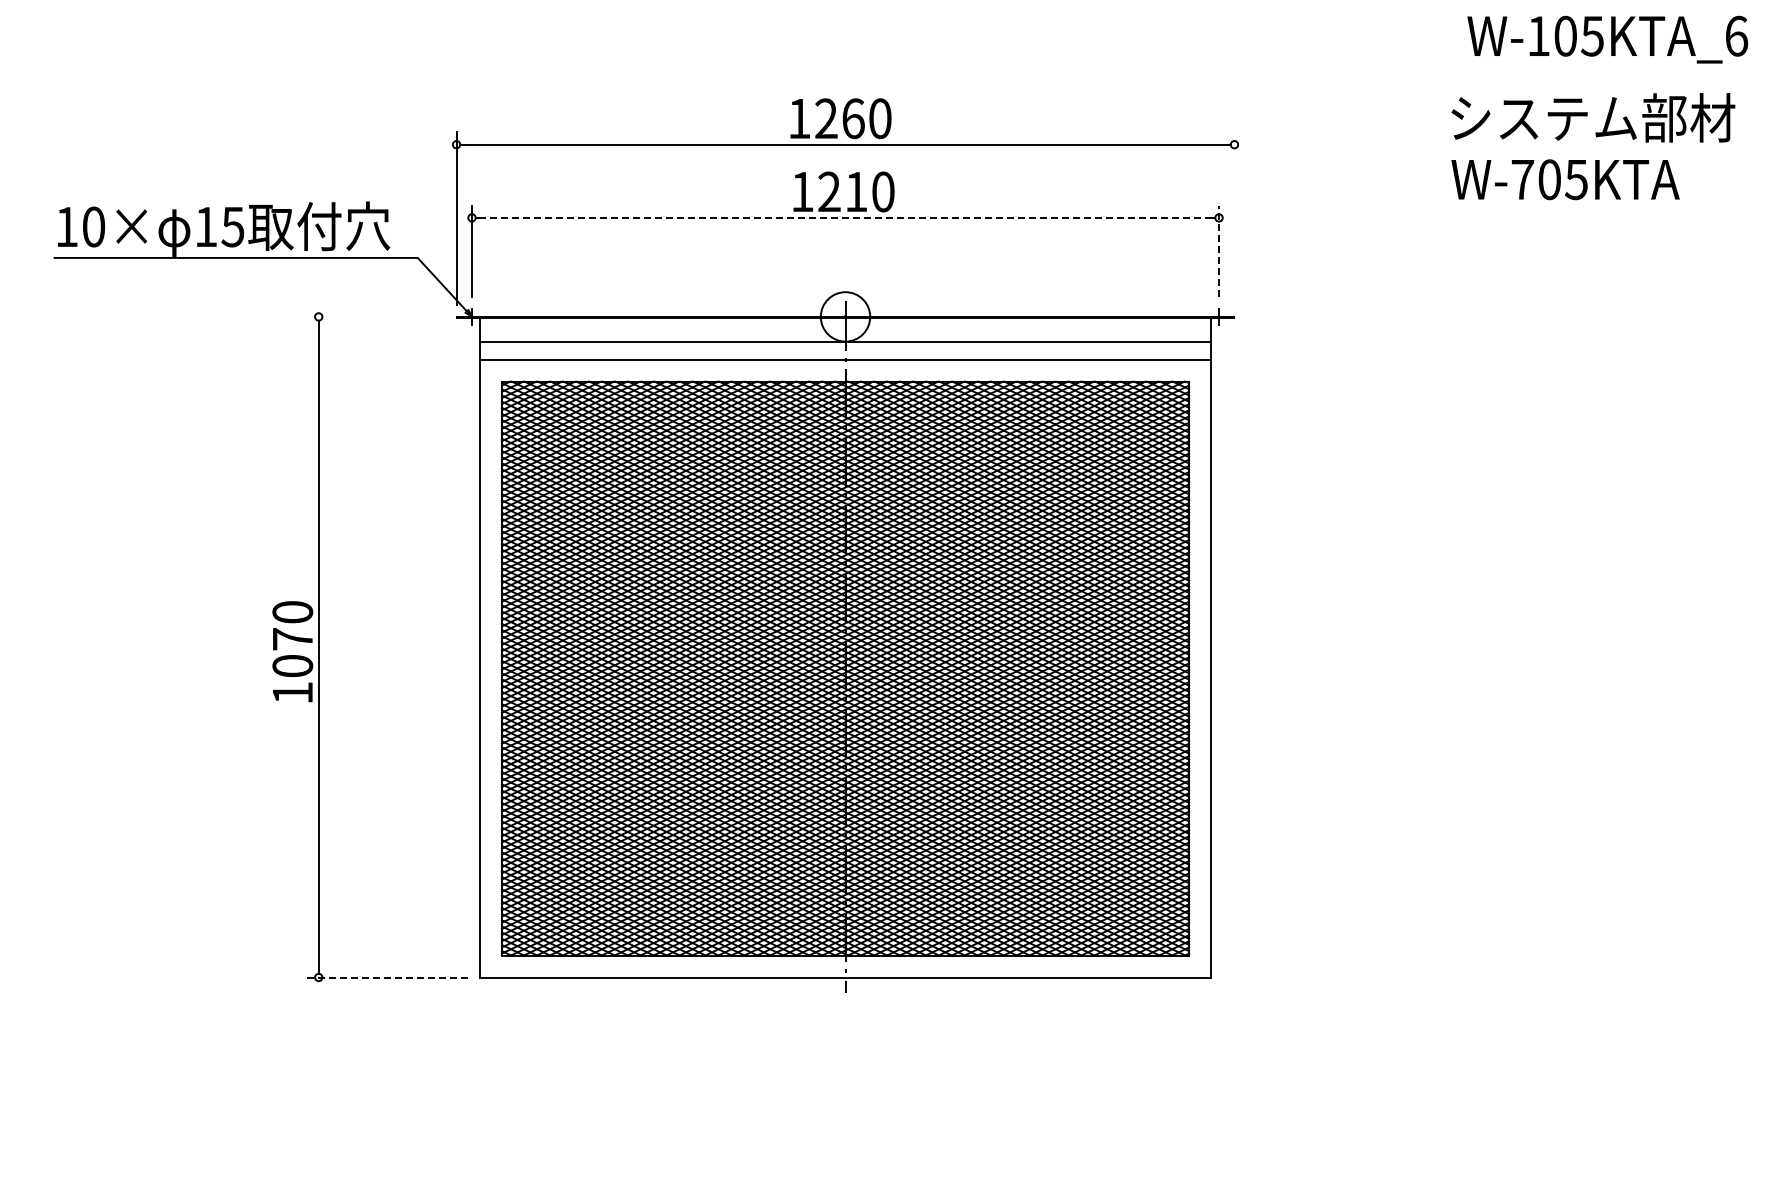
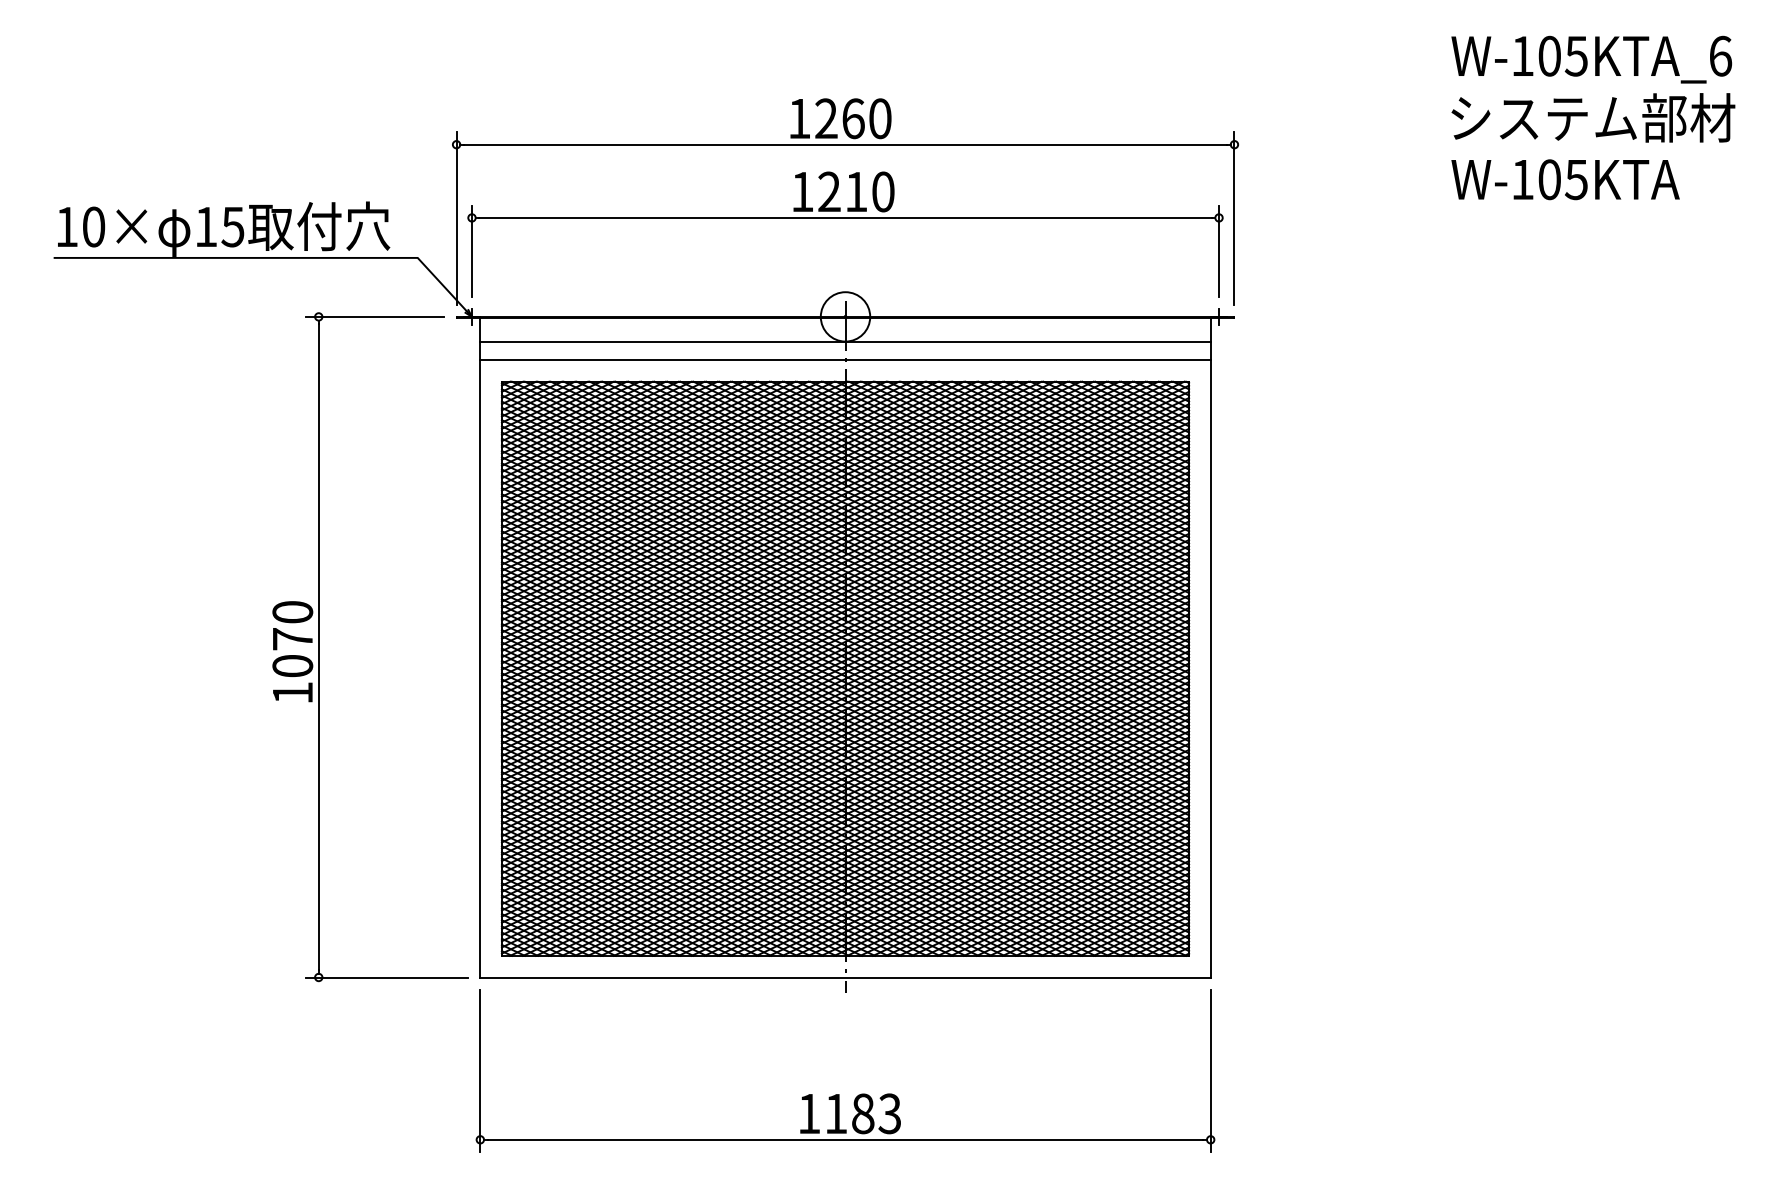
text position: (1607, 39) -> (1591, 59) (1591, 59)
text: W-705KTA -> W-105KTA (1522, 179)
line: dashed -> solid (845, 217)
line: none -> present (1234, 218)
line: dashed -> solid (1219, 251)
line: none -> present (375, 316)
line: dashed -> solid (387, 977)
part: none -> present (839, 1094)
